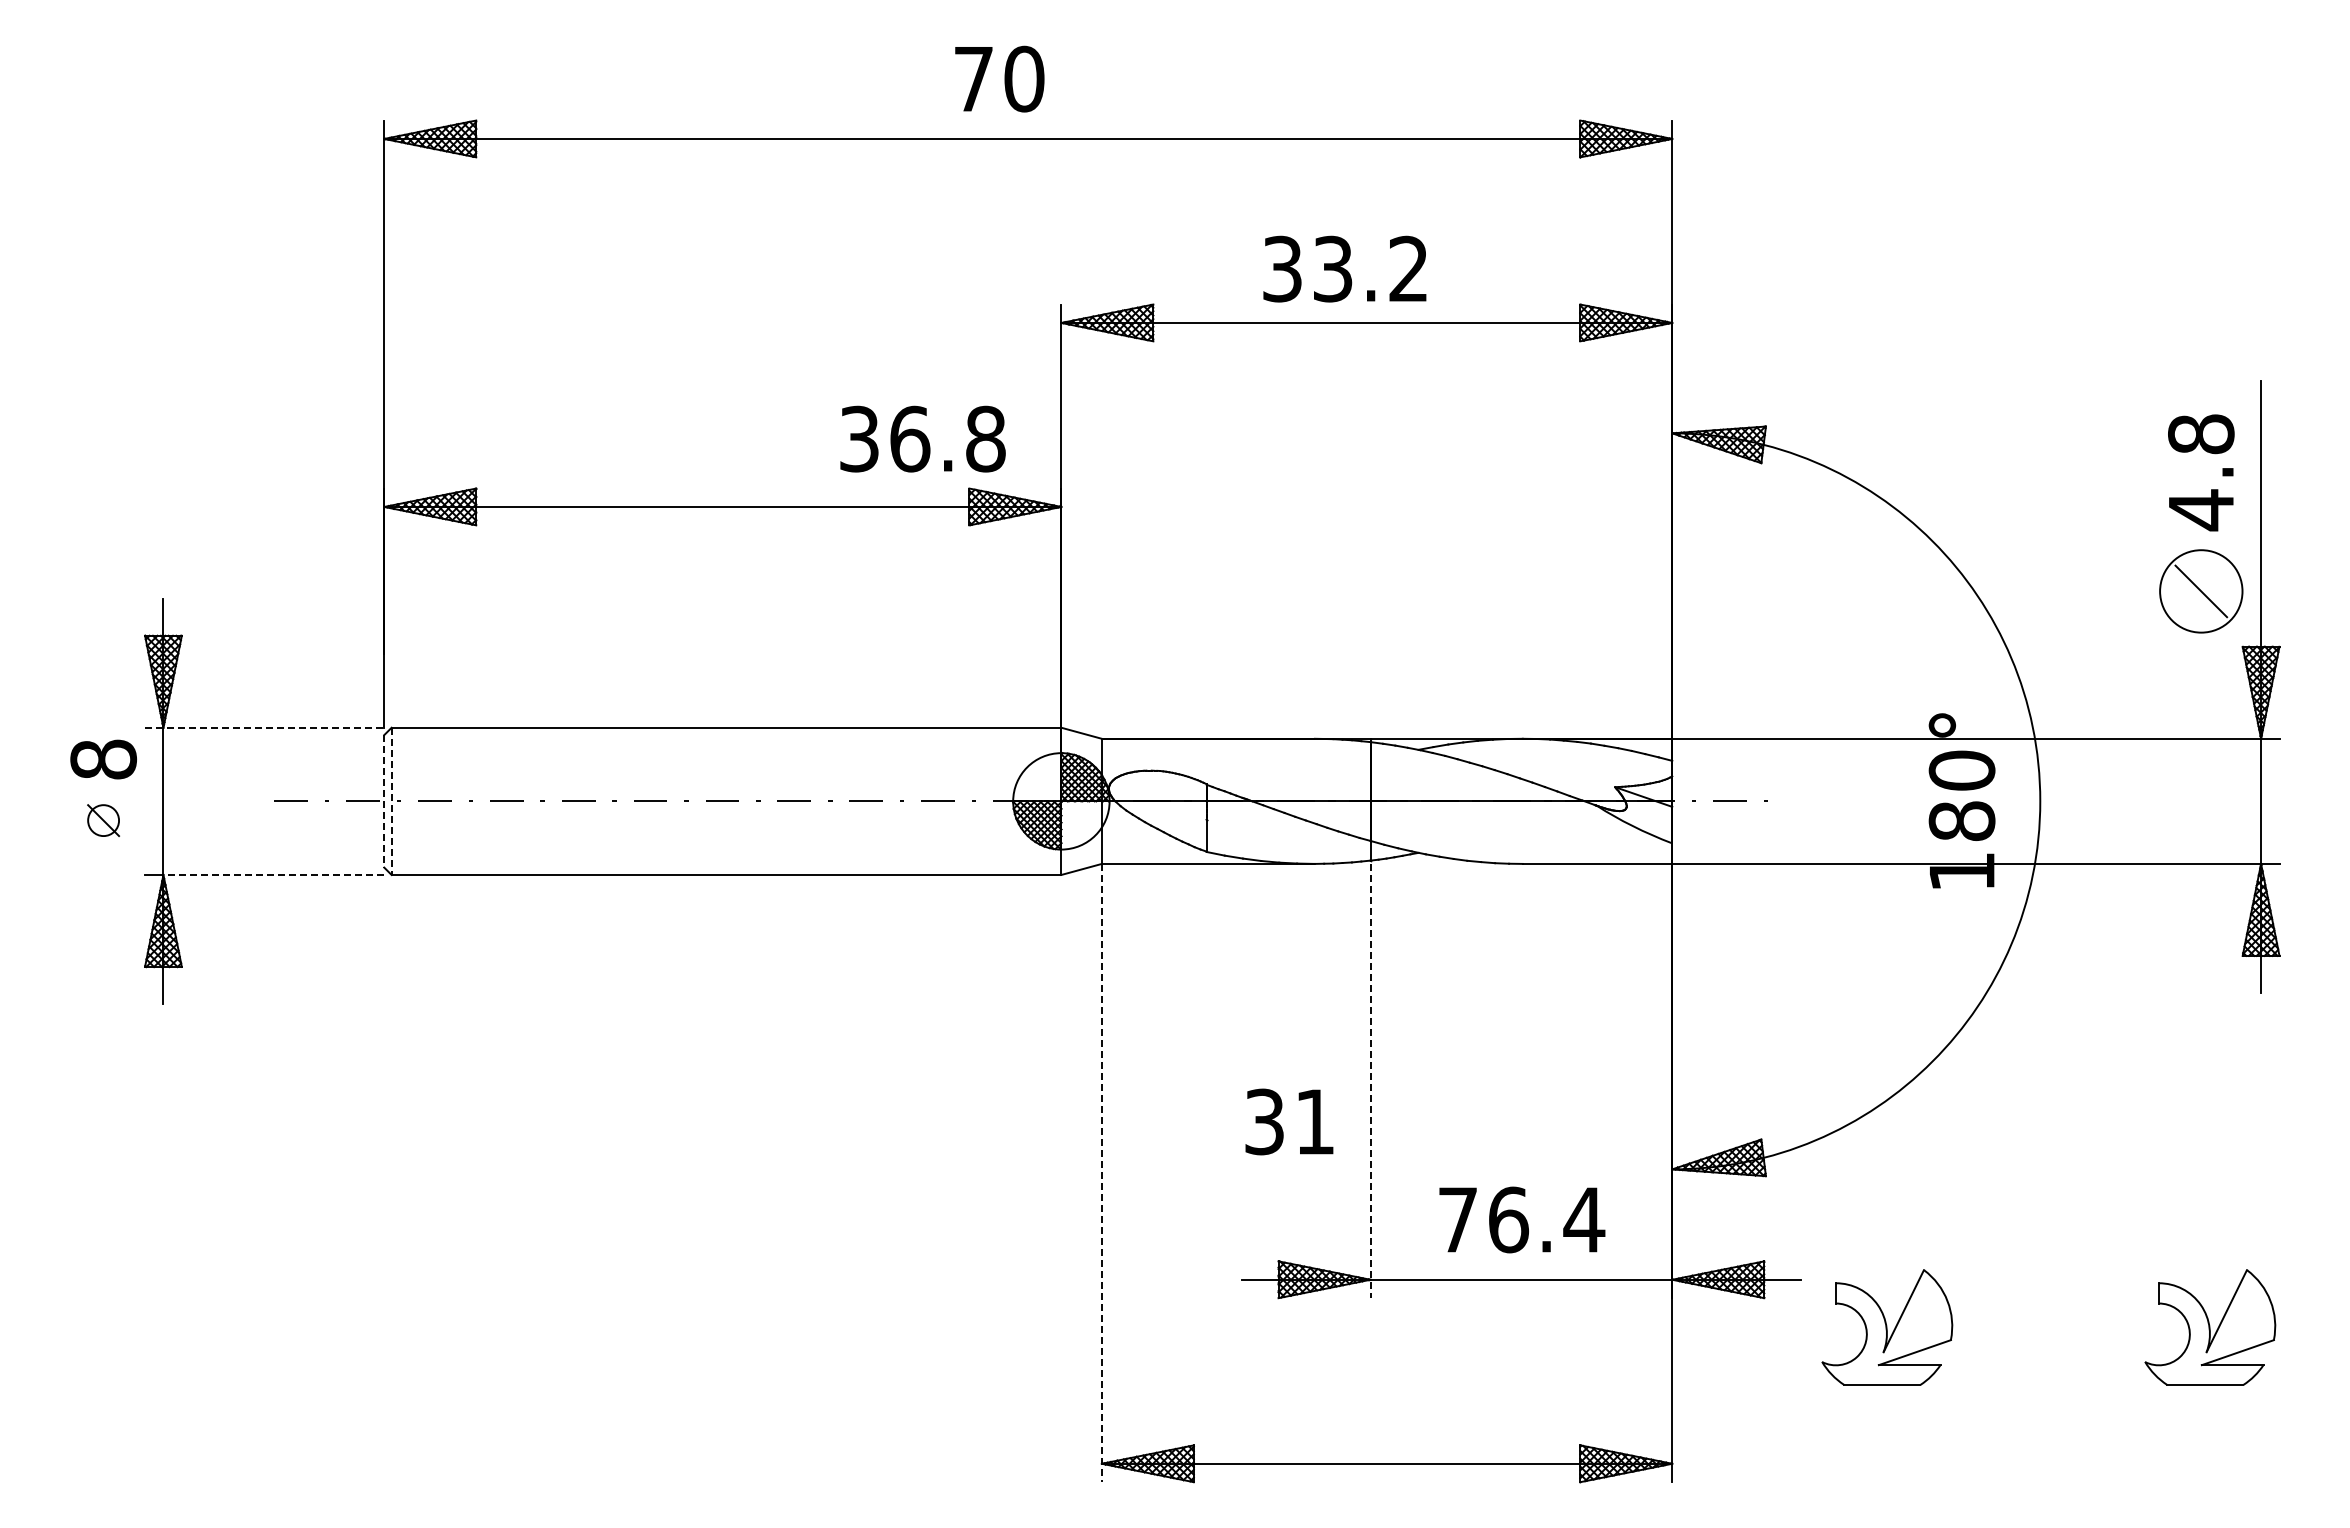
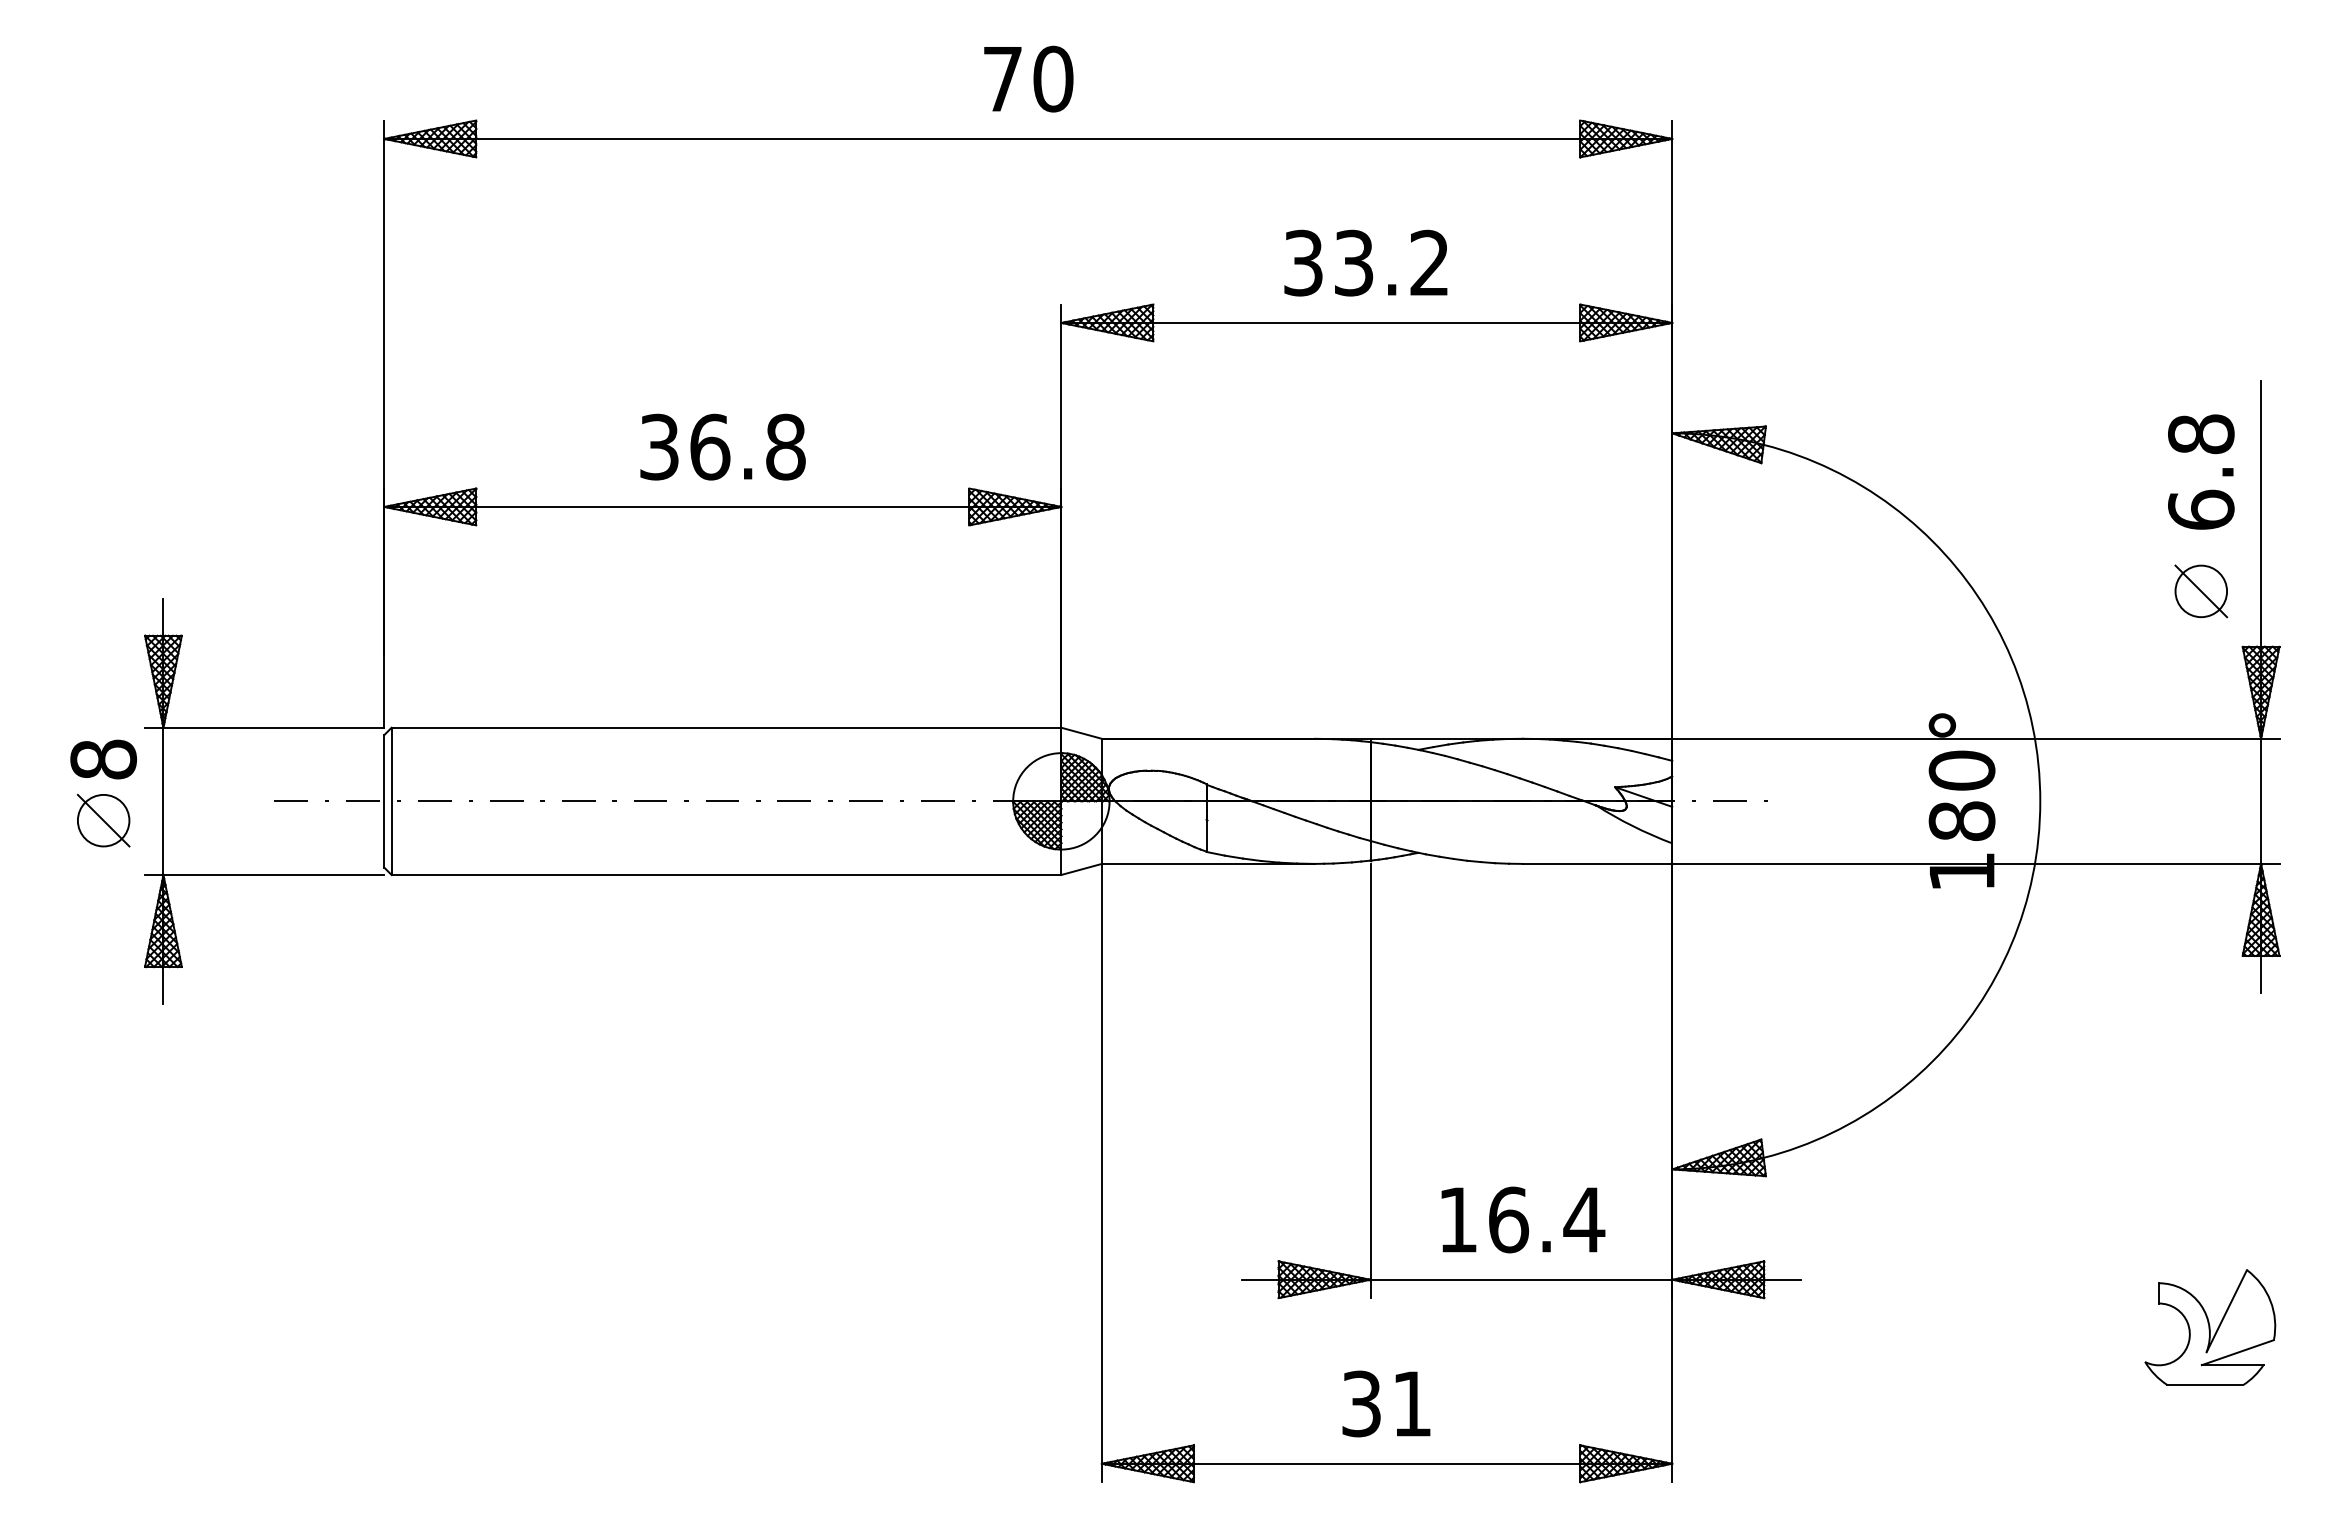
text position: (999, 78) -> (1028, 78) (1028, 78)
text position: (1344, 268) -> (1365, 262) (1365, 262)
text position: (922, 438) -> (722, 446) (722, 446)
text: 4.8 -> 6.8 (2201, 510)
circle diameter: 82 px -> 52 px (2201, 591)
line: dashed -> solid (264, 727)
line: dashed -> solid (384, 801)
line: dashed -> solid (391, 801)
part size: 33x33 px -> 55x55 px (103, 820)
line: dashed -> solid (273, 874)
line: dashed -> solid (1370, 1081)
text position: (1289, 1121) -> (1386, 1403) (1386, 1403)
line: dashed -> solid (1101, 1173)
text: 76.4 -> 16.4 (1457, 1219)
part: present -> none (1887, 1327)
